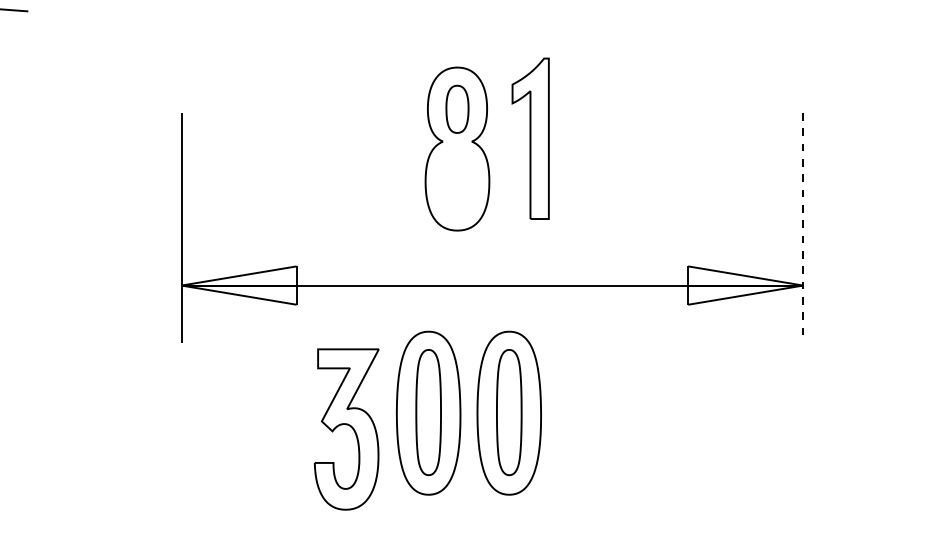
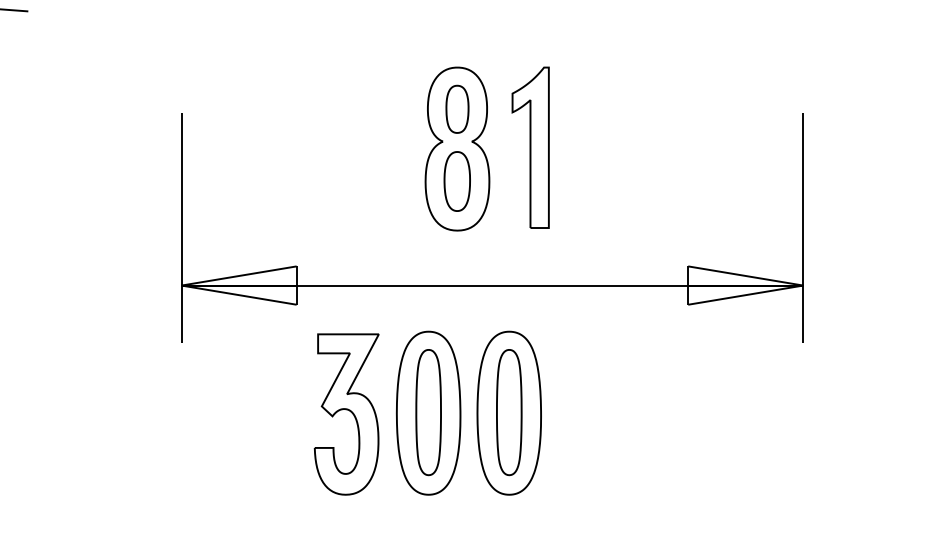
part position: (530, 138) -> (530, 147) (530, 147)
part: none -> present (456, 181)
line: dashed -> solid (803, 228)
part position: (346, 429) -> (346, 414) (346, 414)
